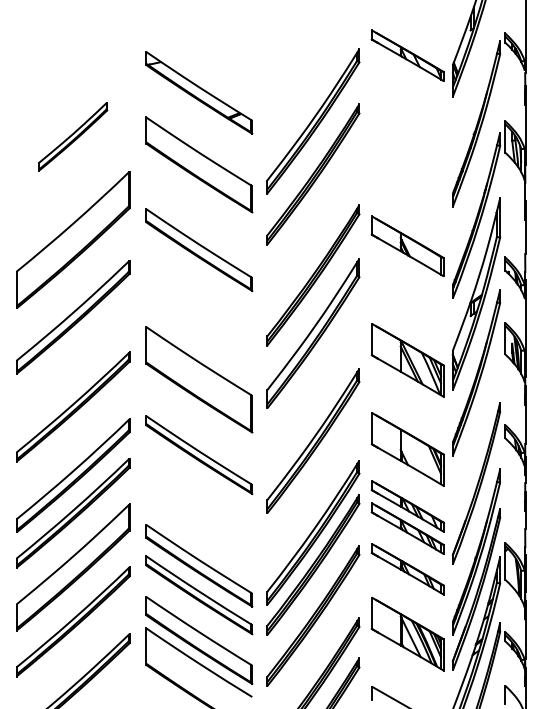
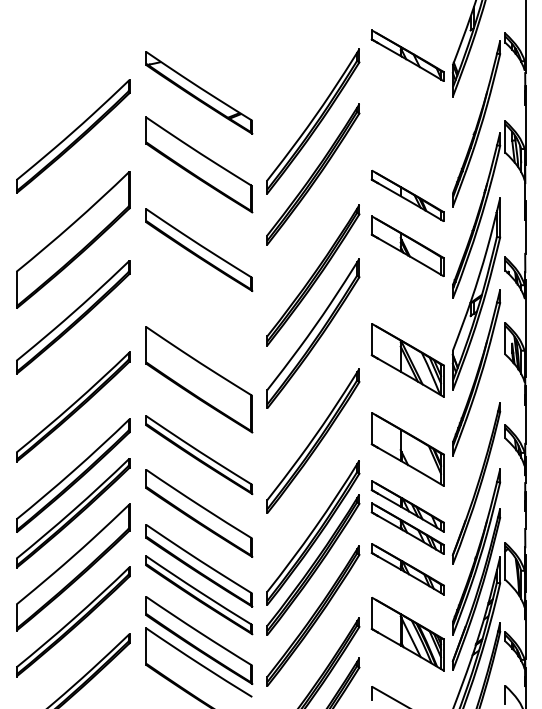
part size: 71x70 px -> 115x115 px (73, 136)
part: none -> present (407, 195)
part: none -> present (199, 513)
